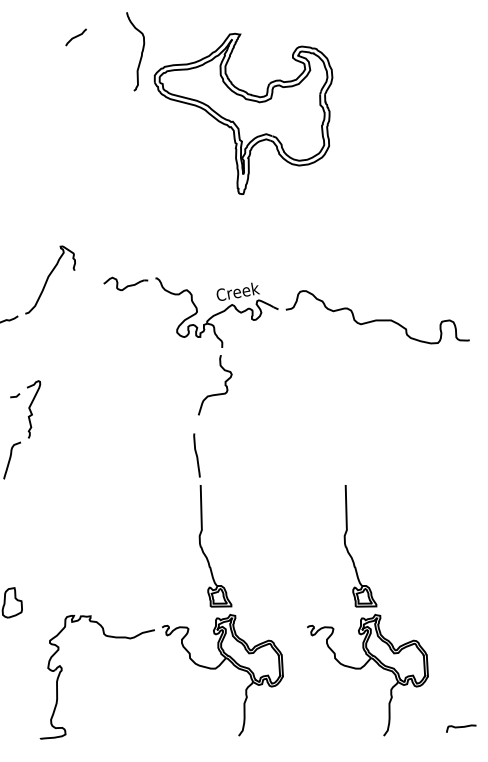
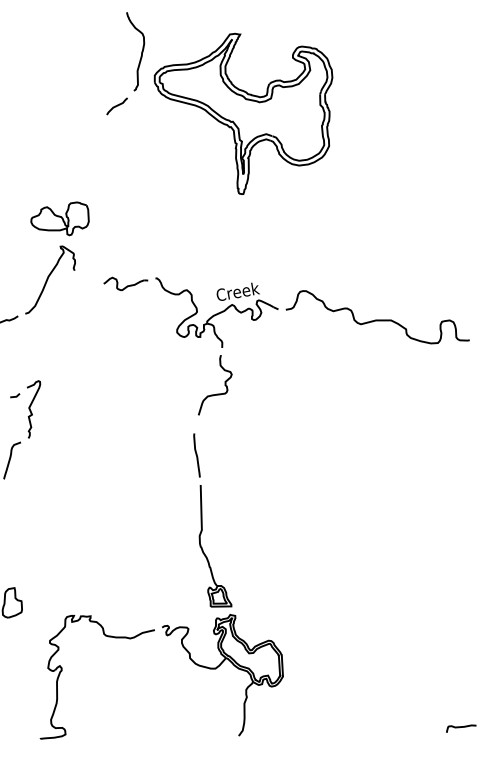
curve position: (75, 37) -> (116, 106) (116, 106)
part: none -> present (59, 218)
part: present -> none (367, 610)
